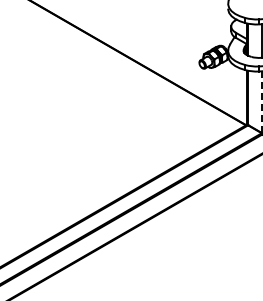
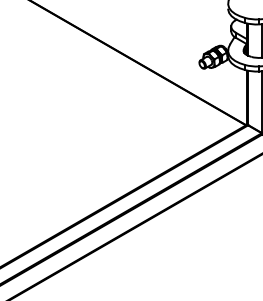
line: dashed -> solid (262, 102)
